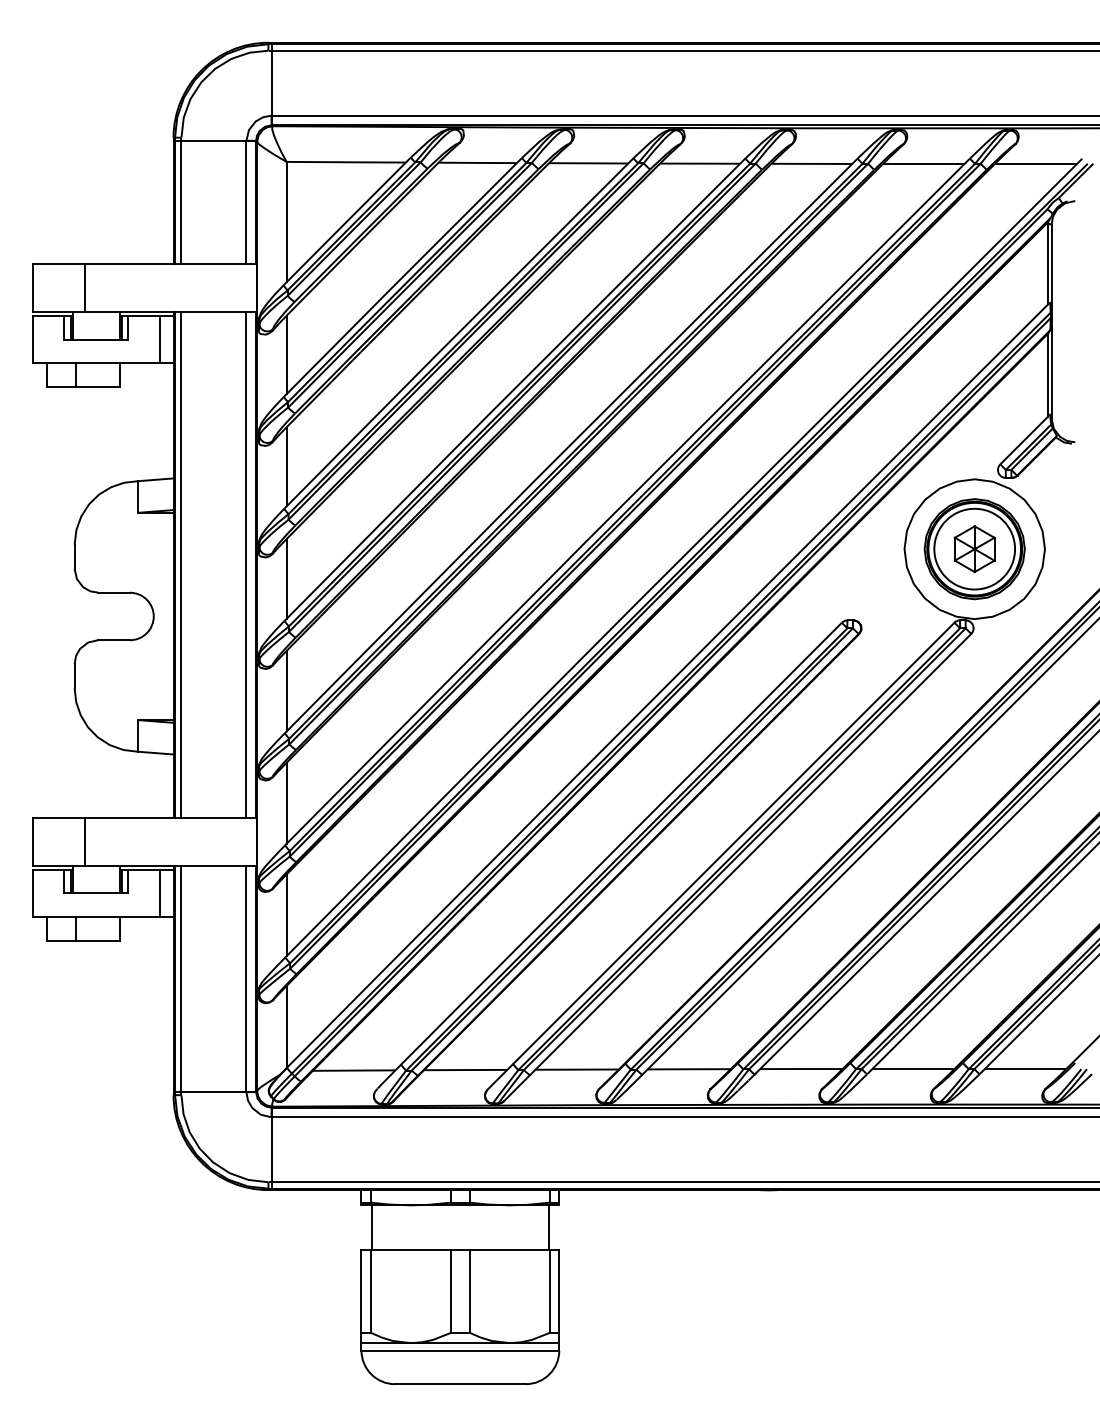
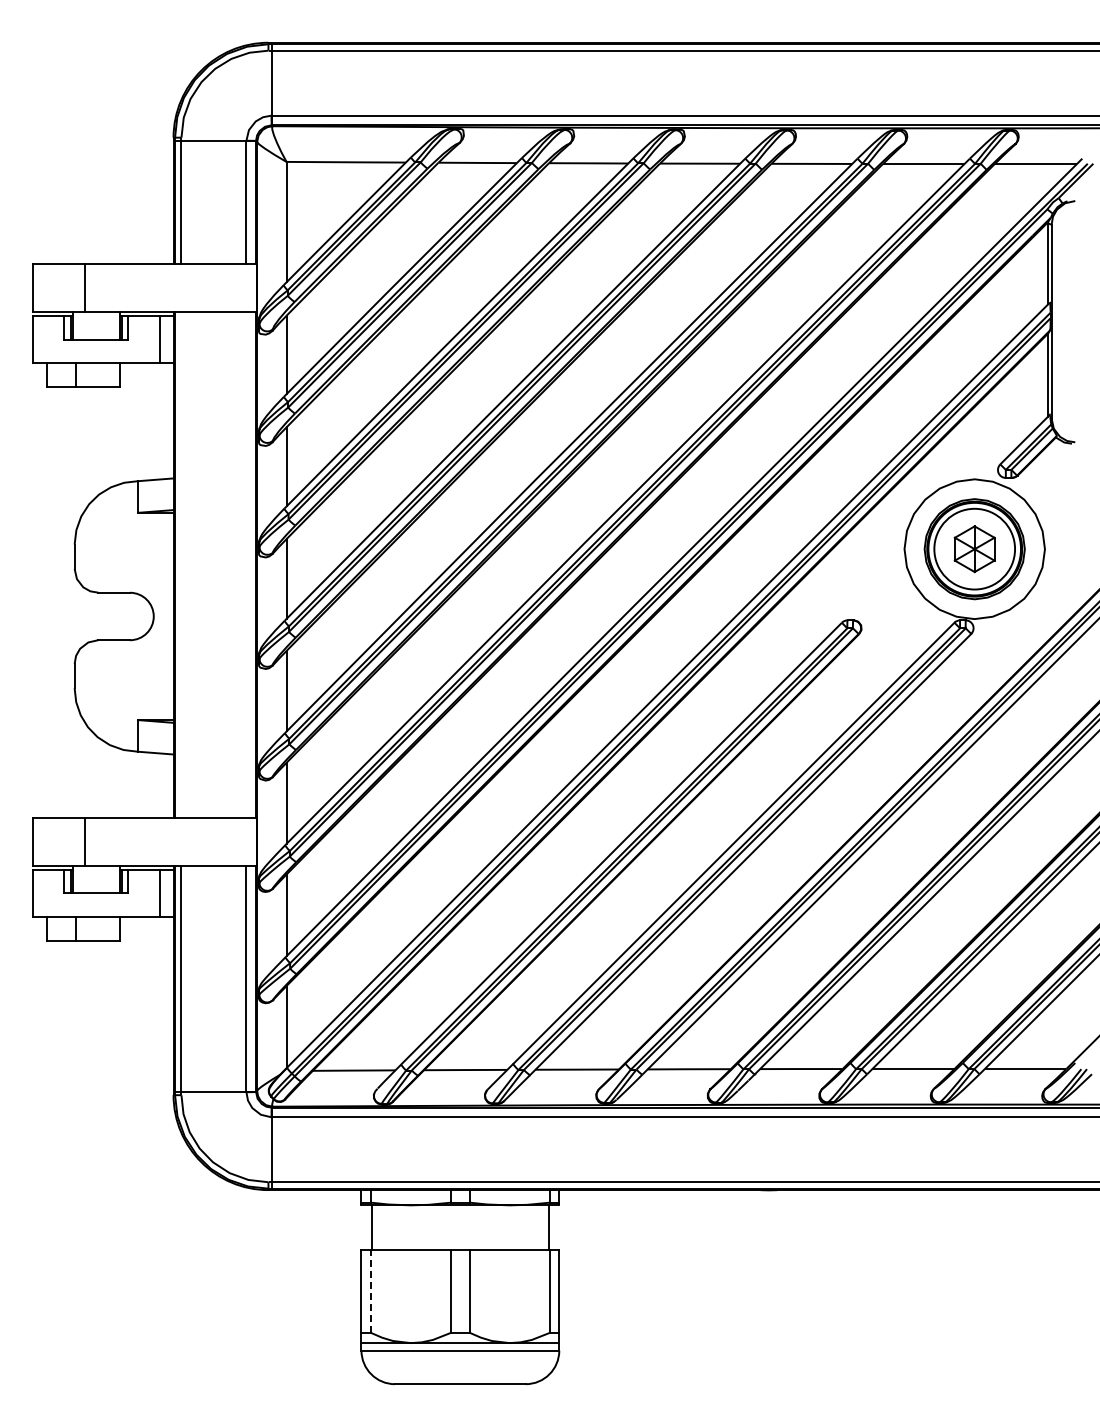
line: present -> none (181, 564)
line: present -> none (246, 564)
line: solid -> dashed (370, 1291)
